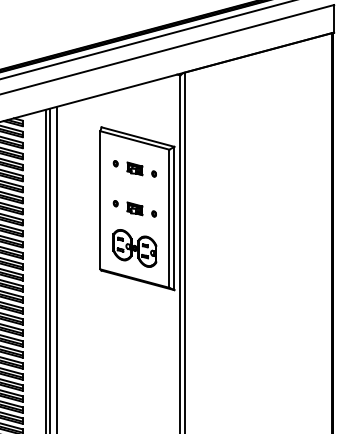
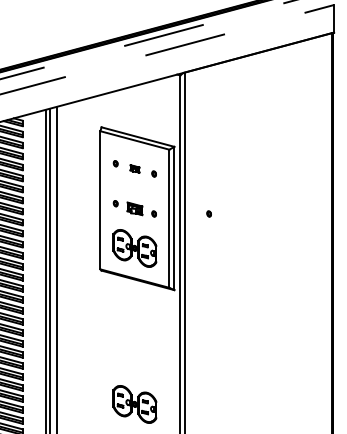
line: solid -> dashed (148, 39)
line: solid -> dashed (167, 49)
part size: 18x16 px -> 12x10 px (134, 168)
part: none -> present (208, 213)
part: none -> present (134, 404)
